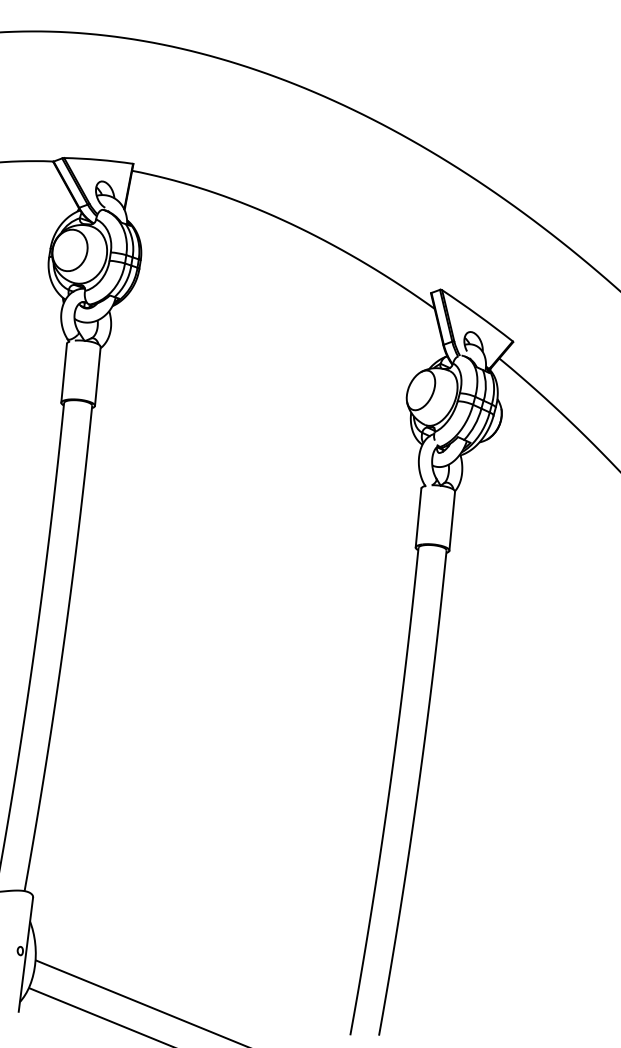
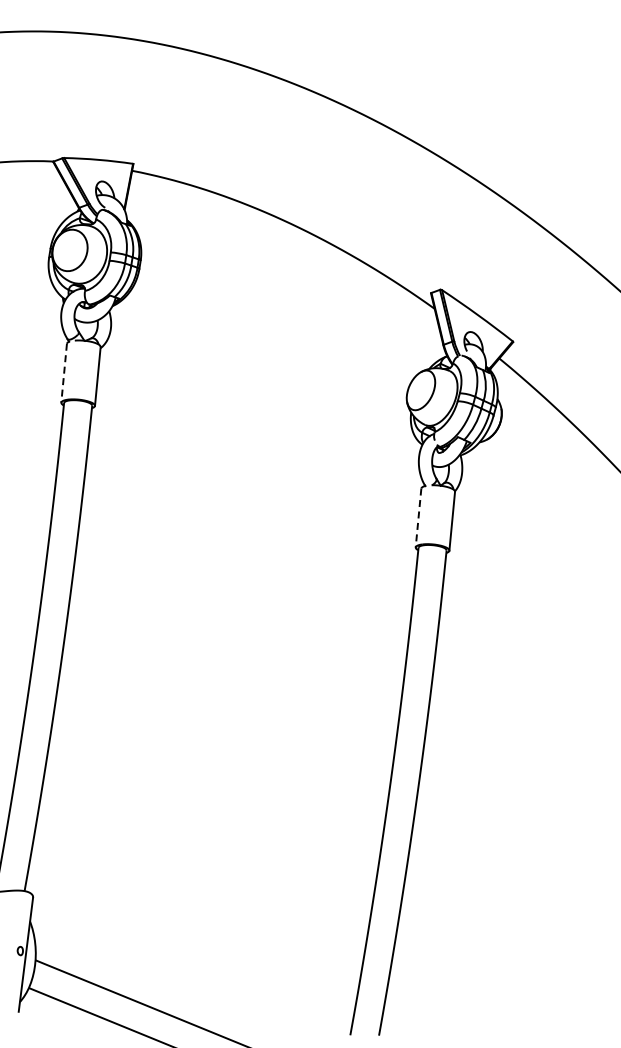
line: solid -> dashed (64, 373)
line: solid -> dashed (418, 518)
